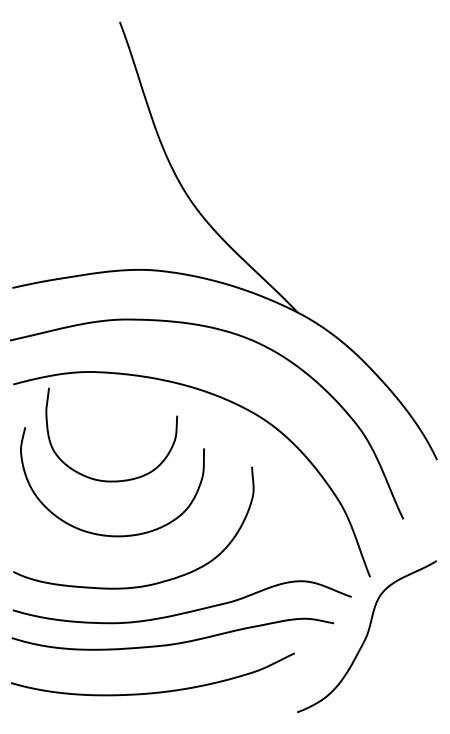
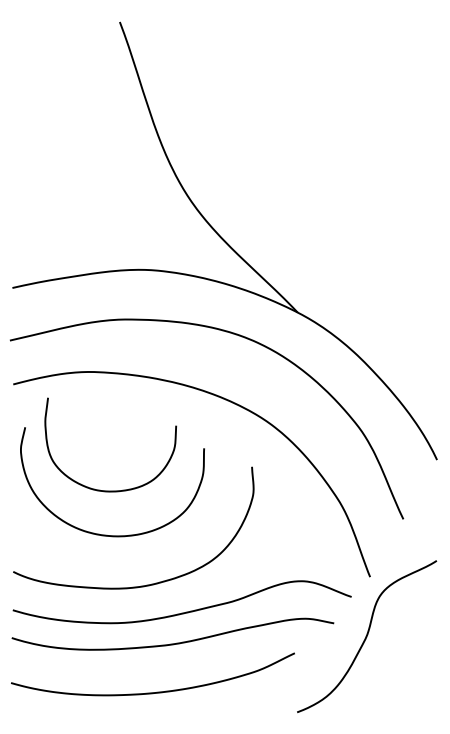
curve position: (111, 480) -> (110, 490) (110, 490)
